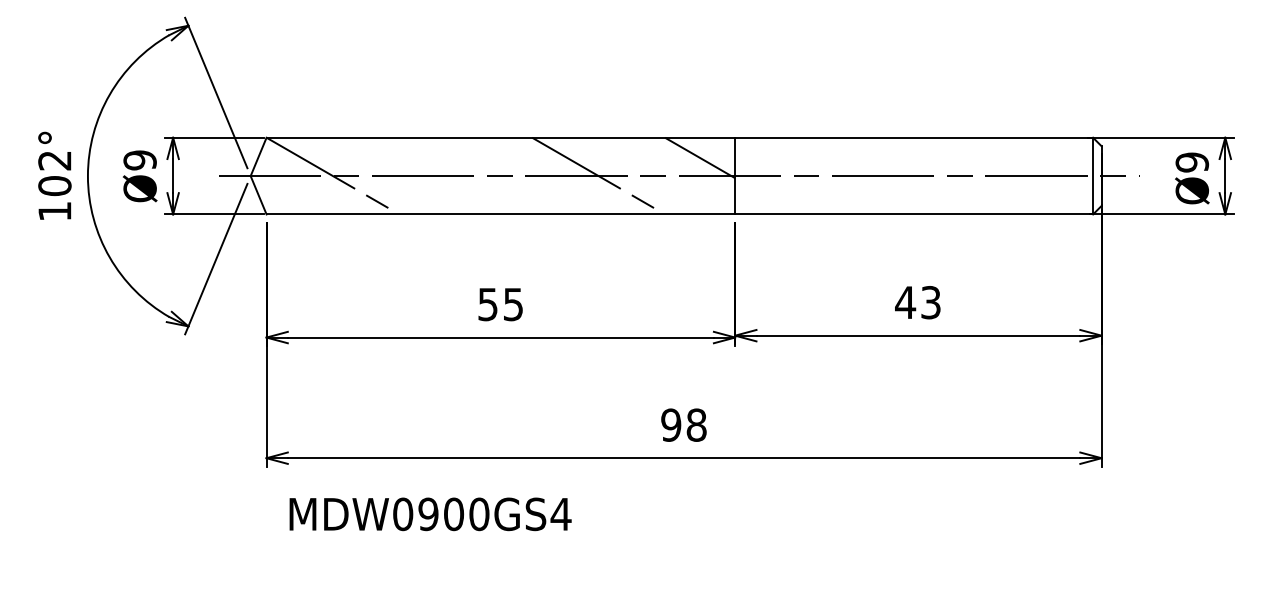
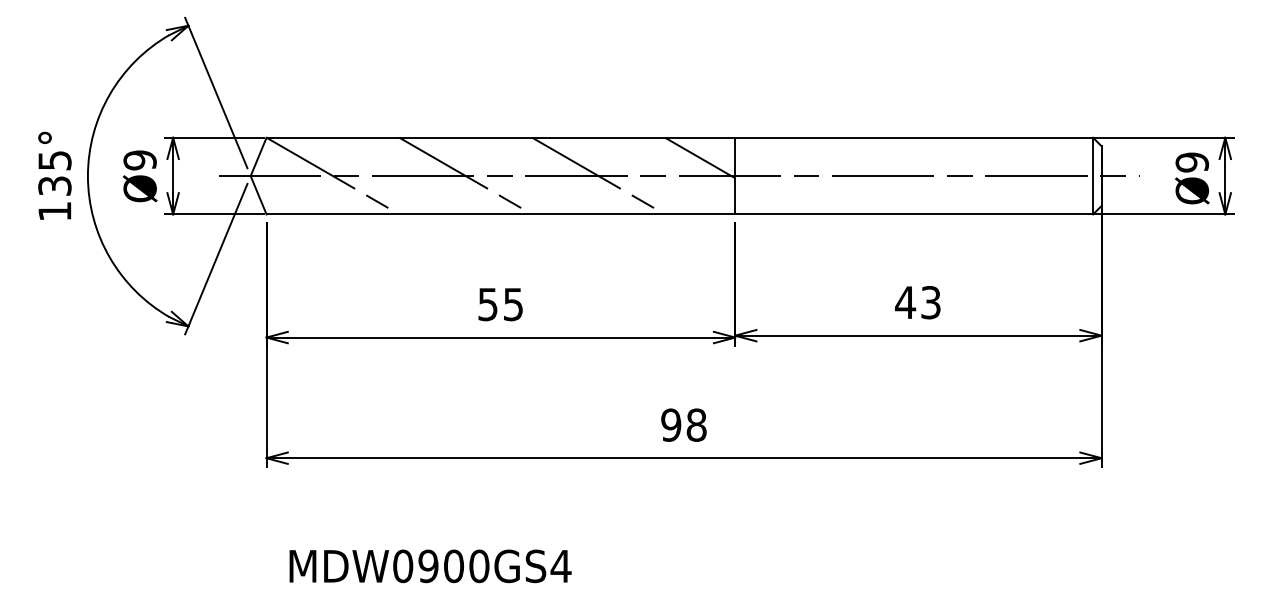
text: 102° -> 135° (54, 173)
line: none -> present (465, 175)
text position: (430, 514) -> (430, 566) (430, 566)
